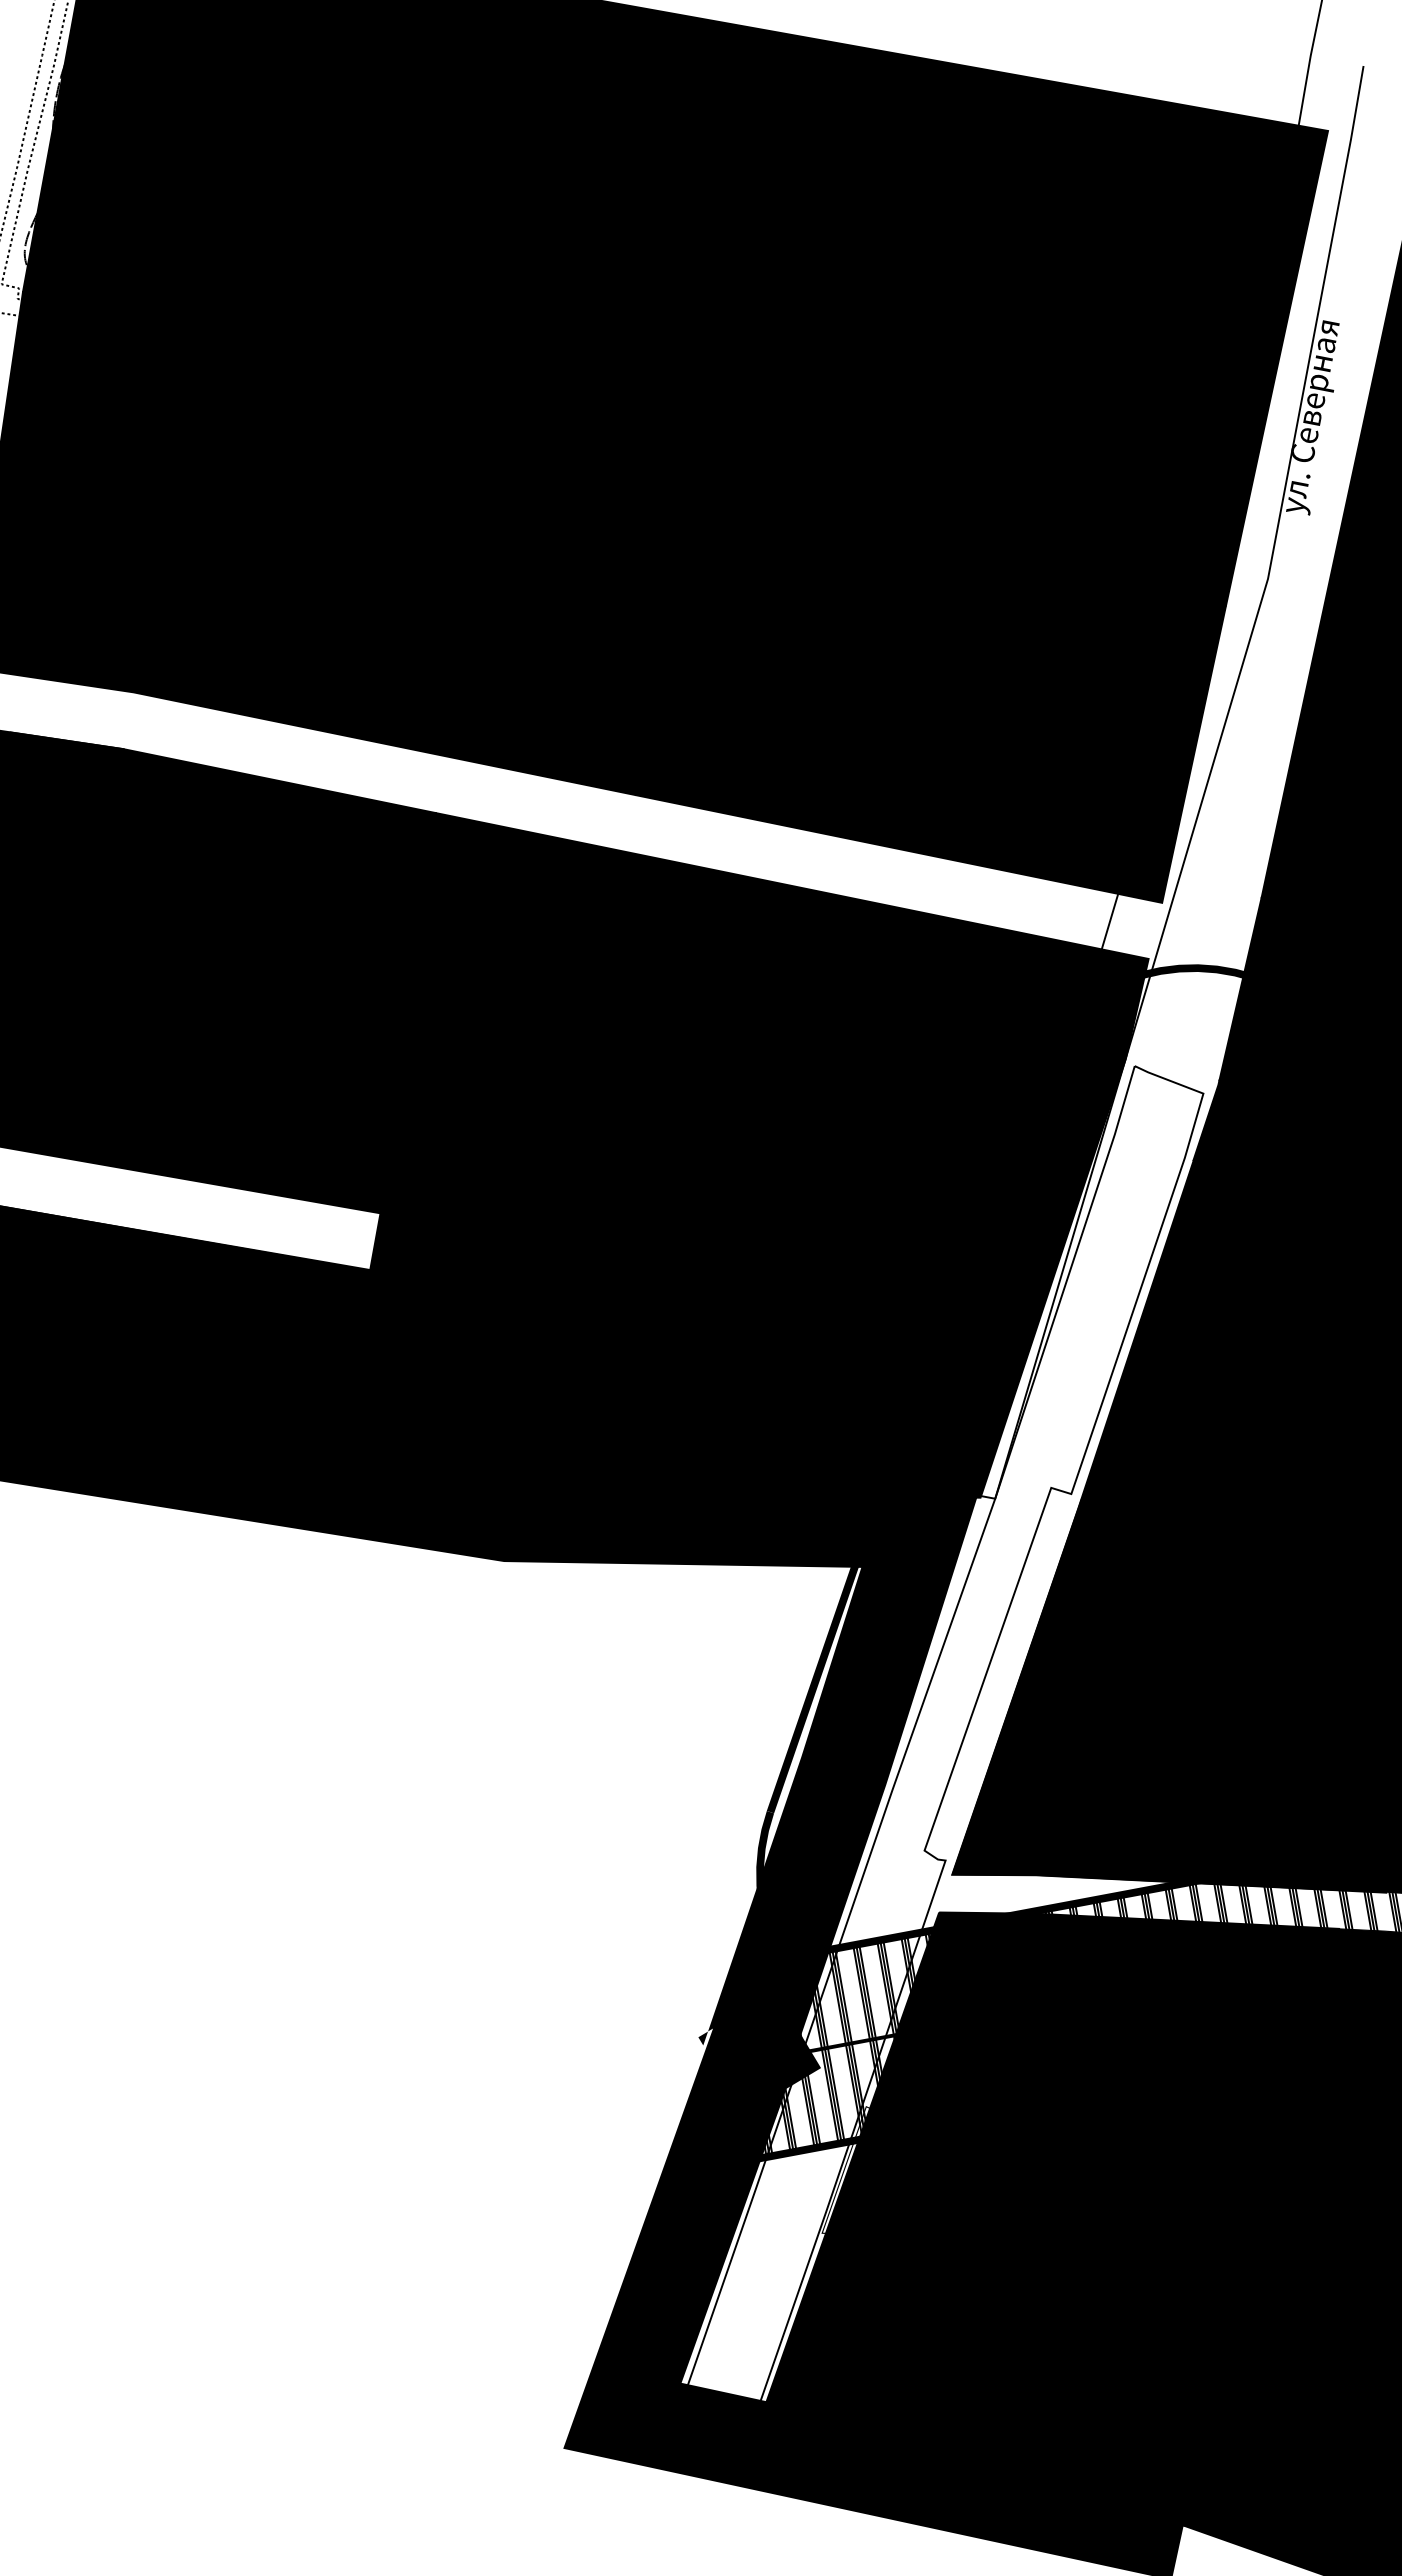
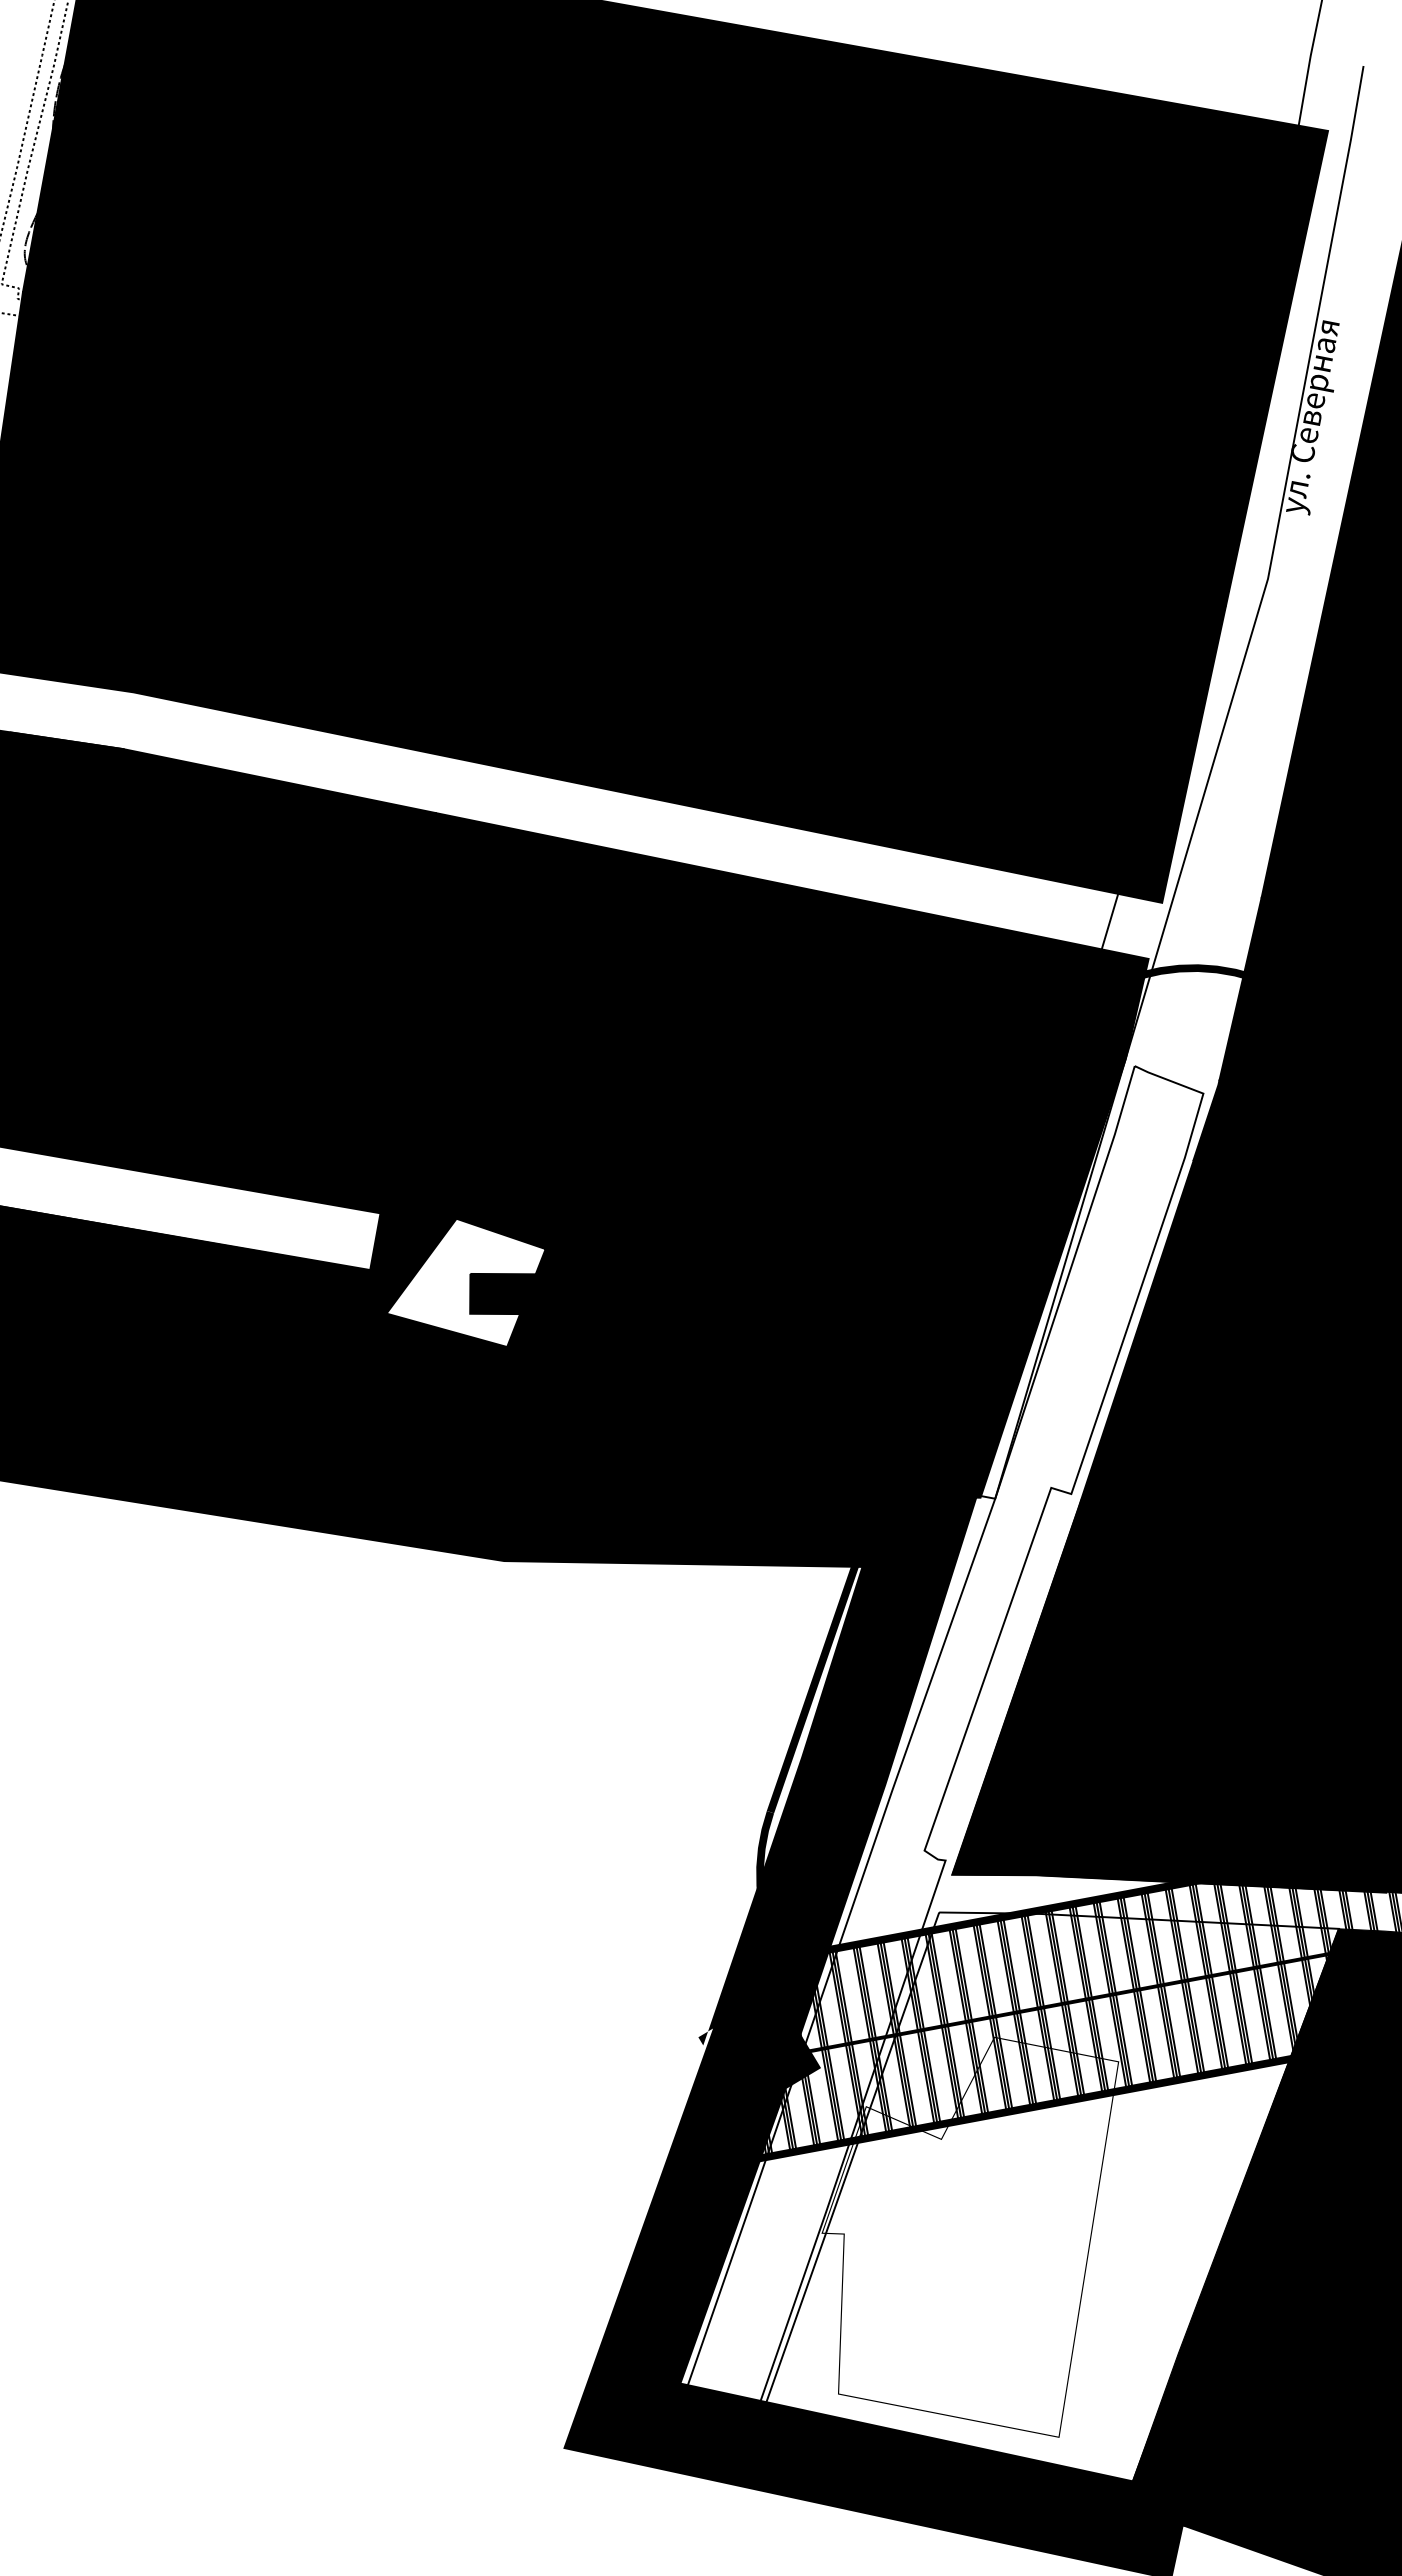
fill: present -> none (465, 1282)
fill: present -> none (1049, 2204)
